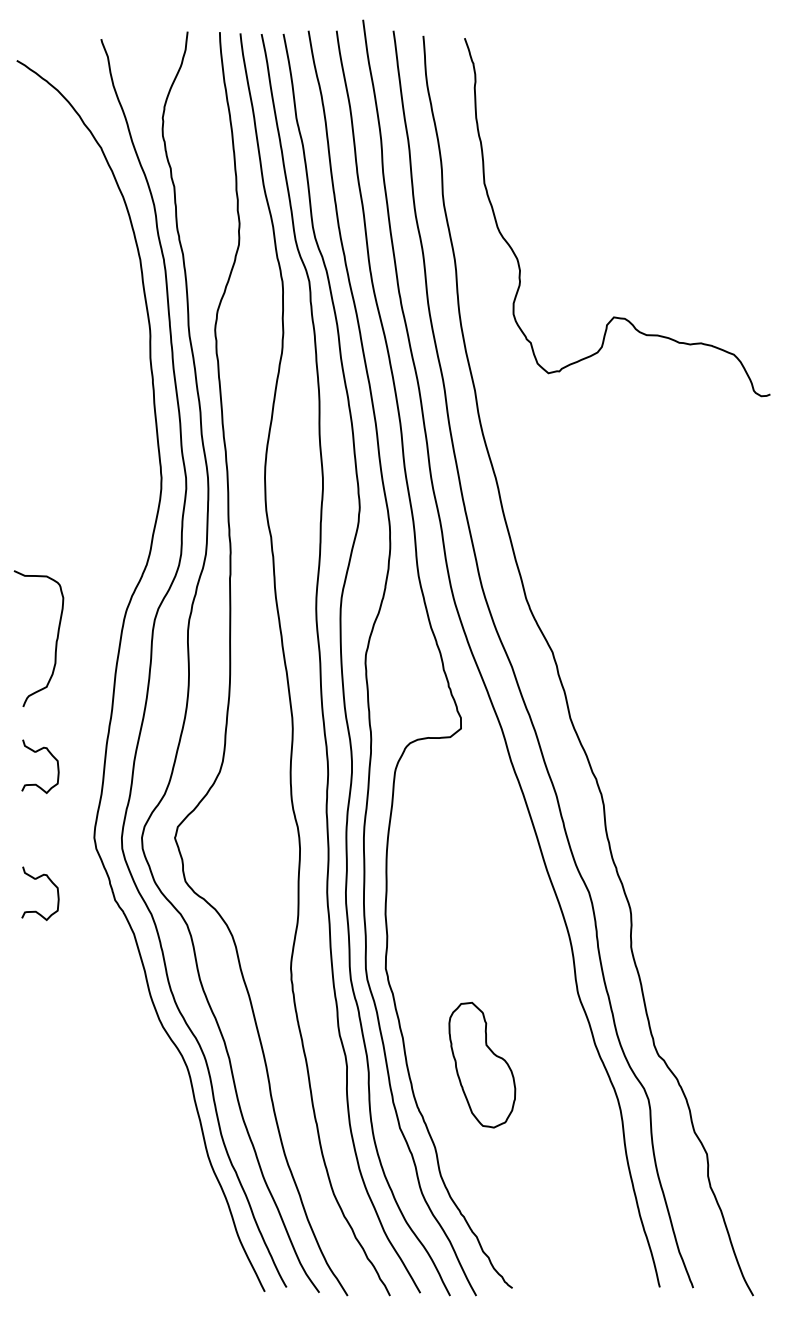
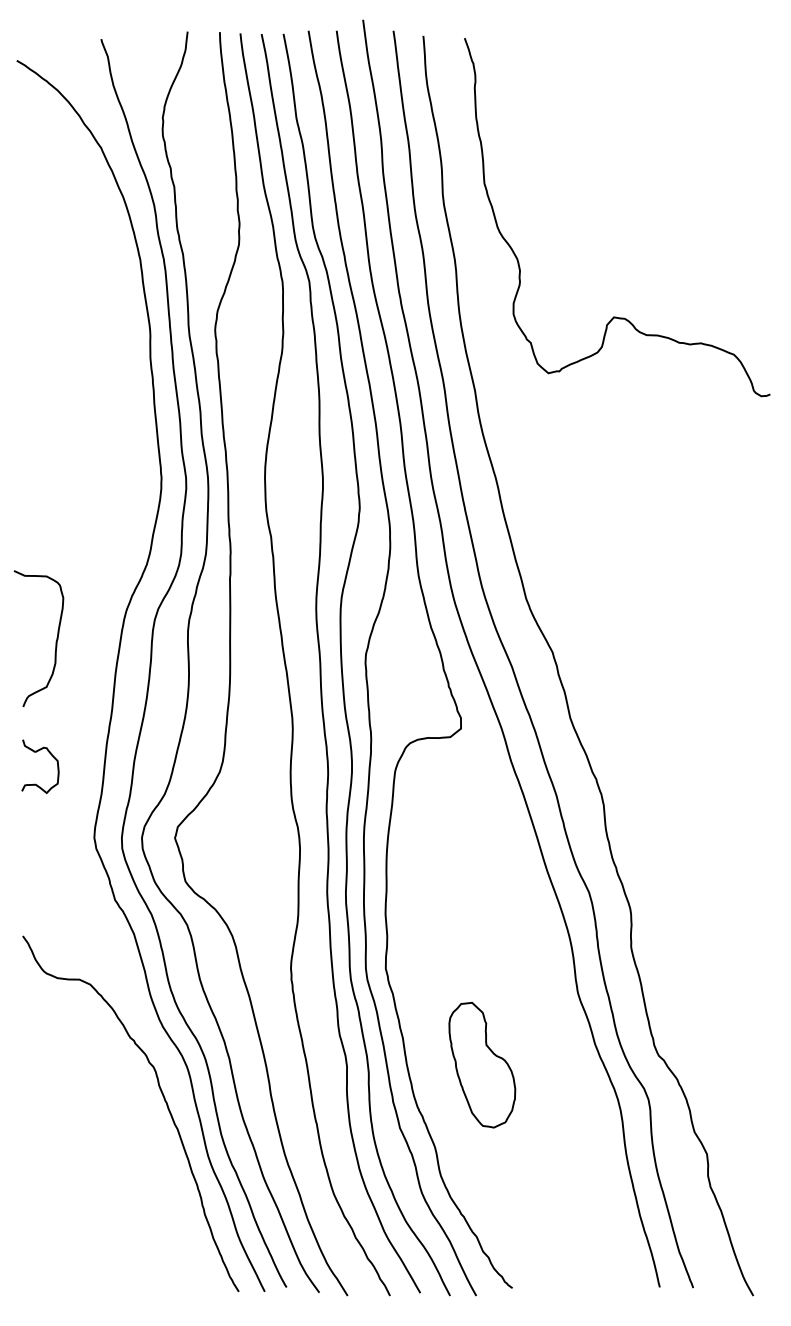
curve: present -> none (36, 879)
curve: none -> present (164, 1101)
